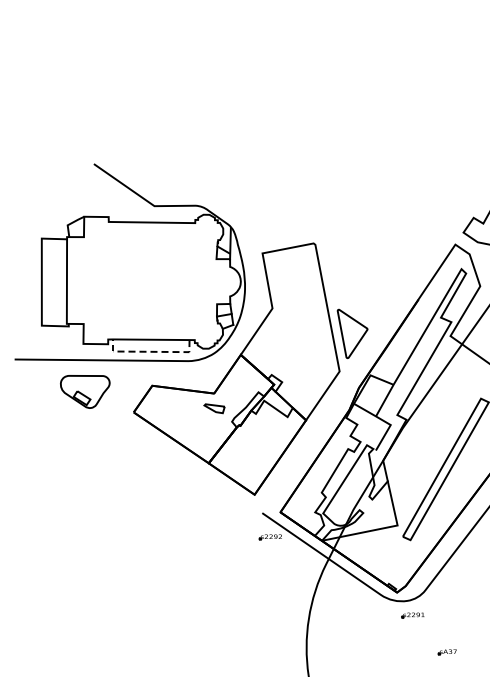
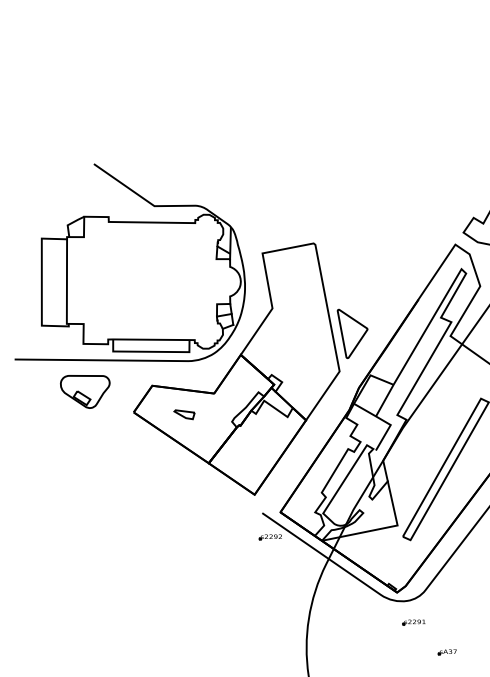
line: dashed -> solid (150, 351)
part position: (214, 408) -> (184, 414) (184, 414)
part position: (412, 615) -> (413, 622) (413, 622)
